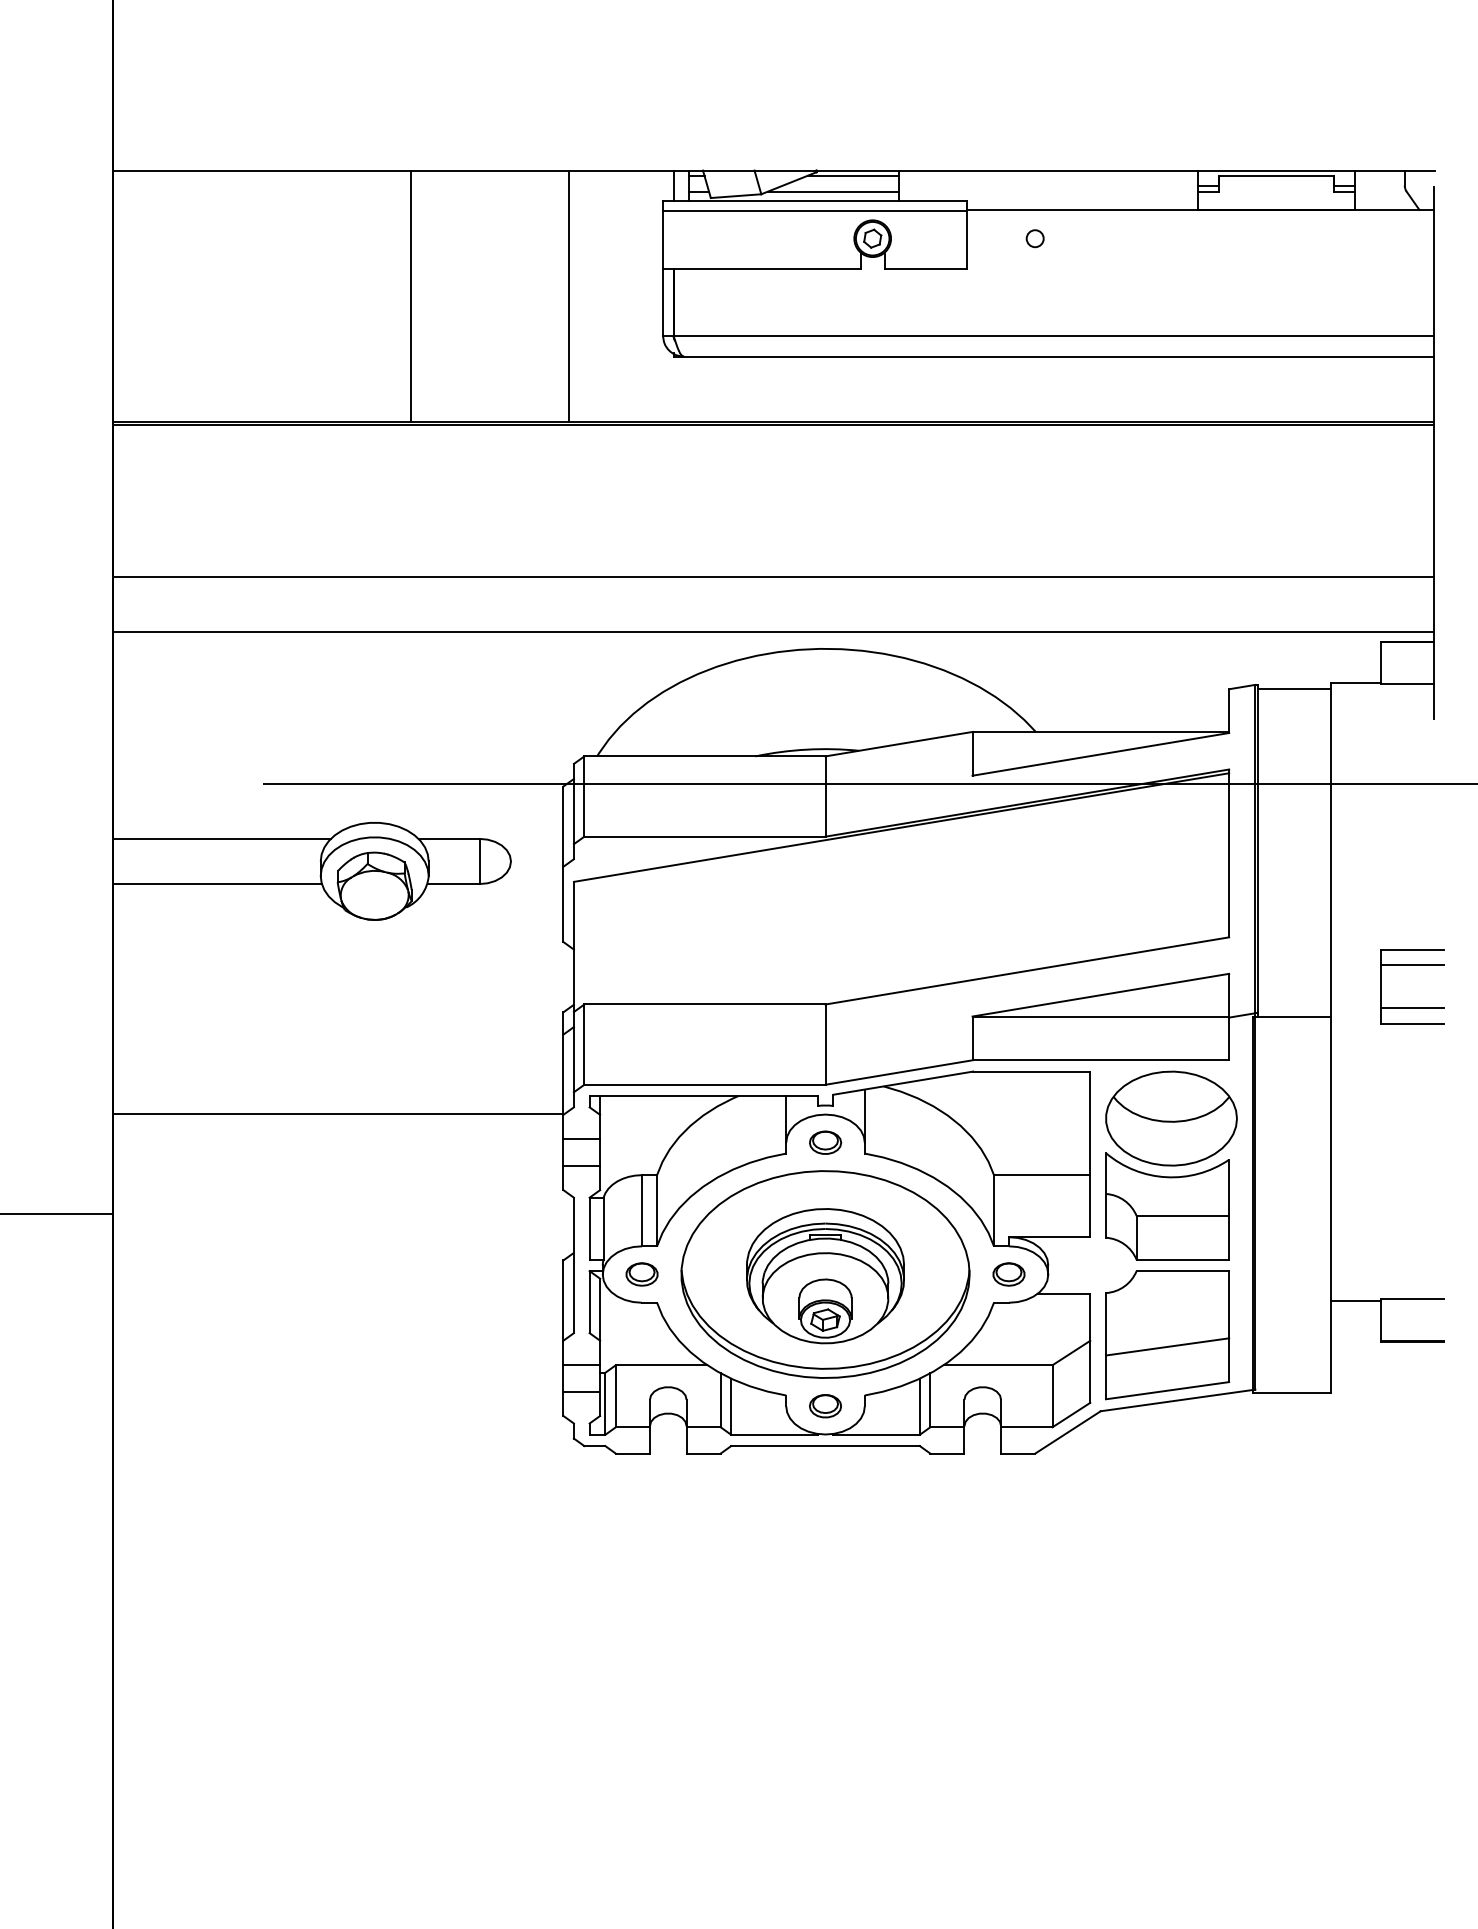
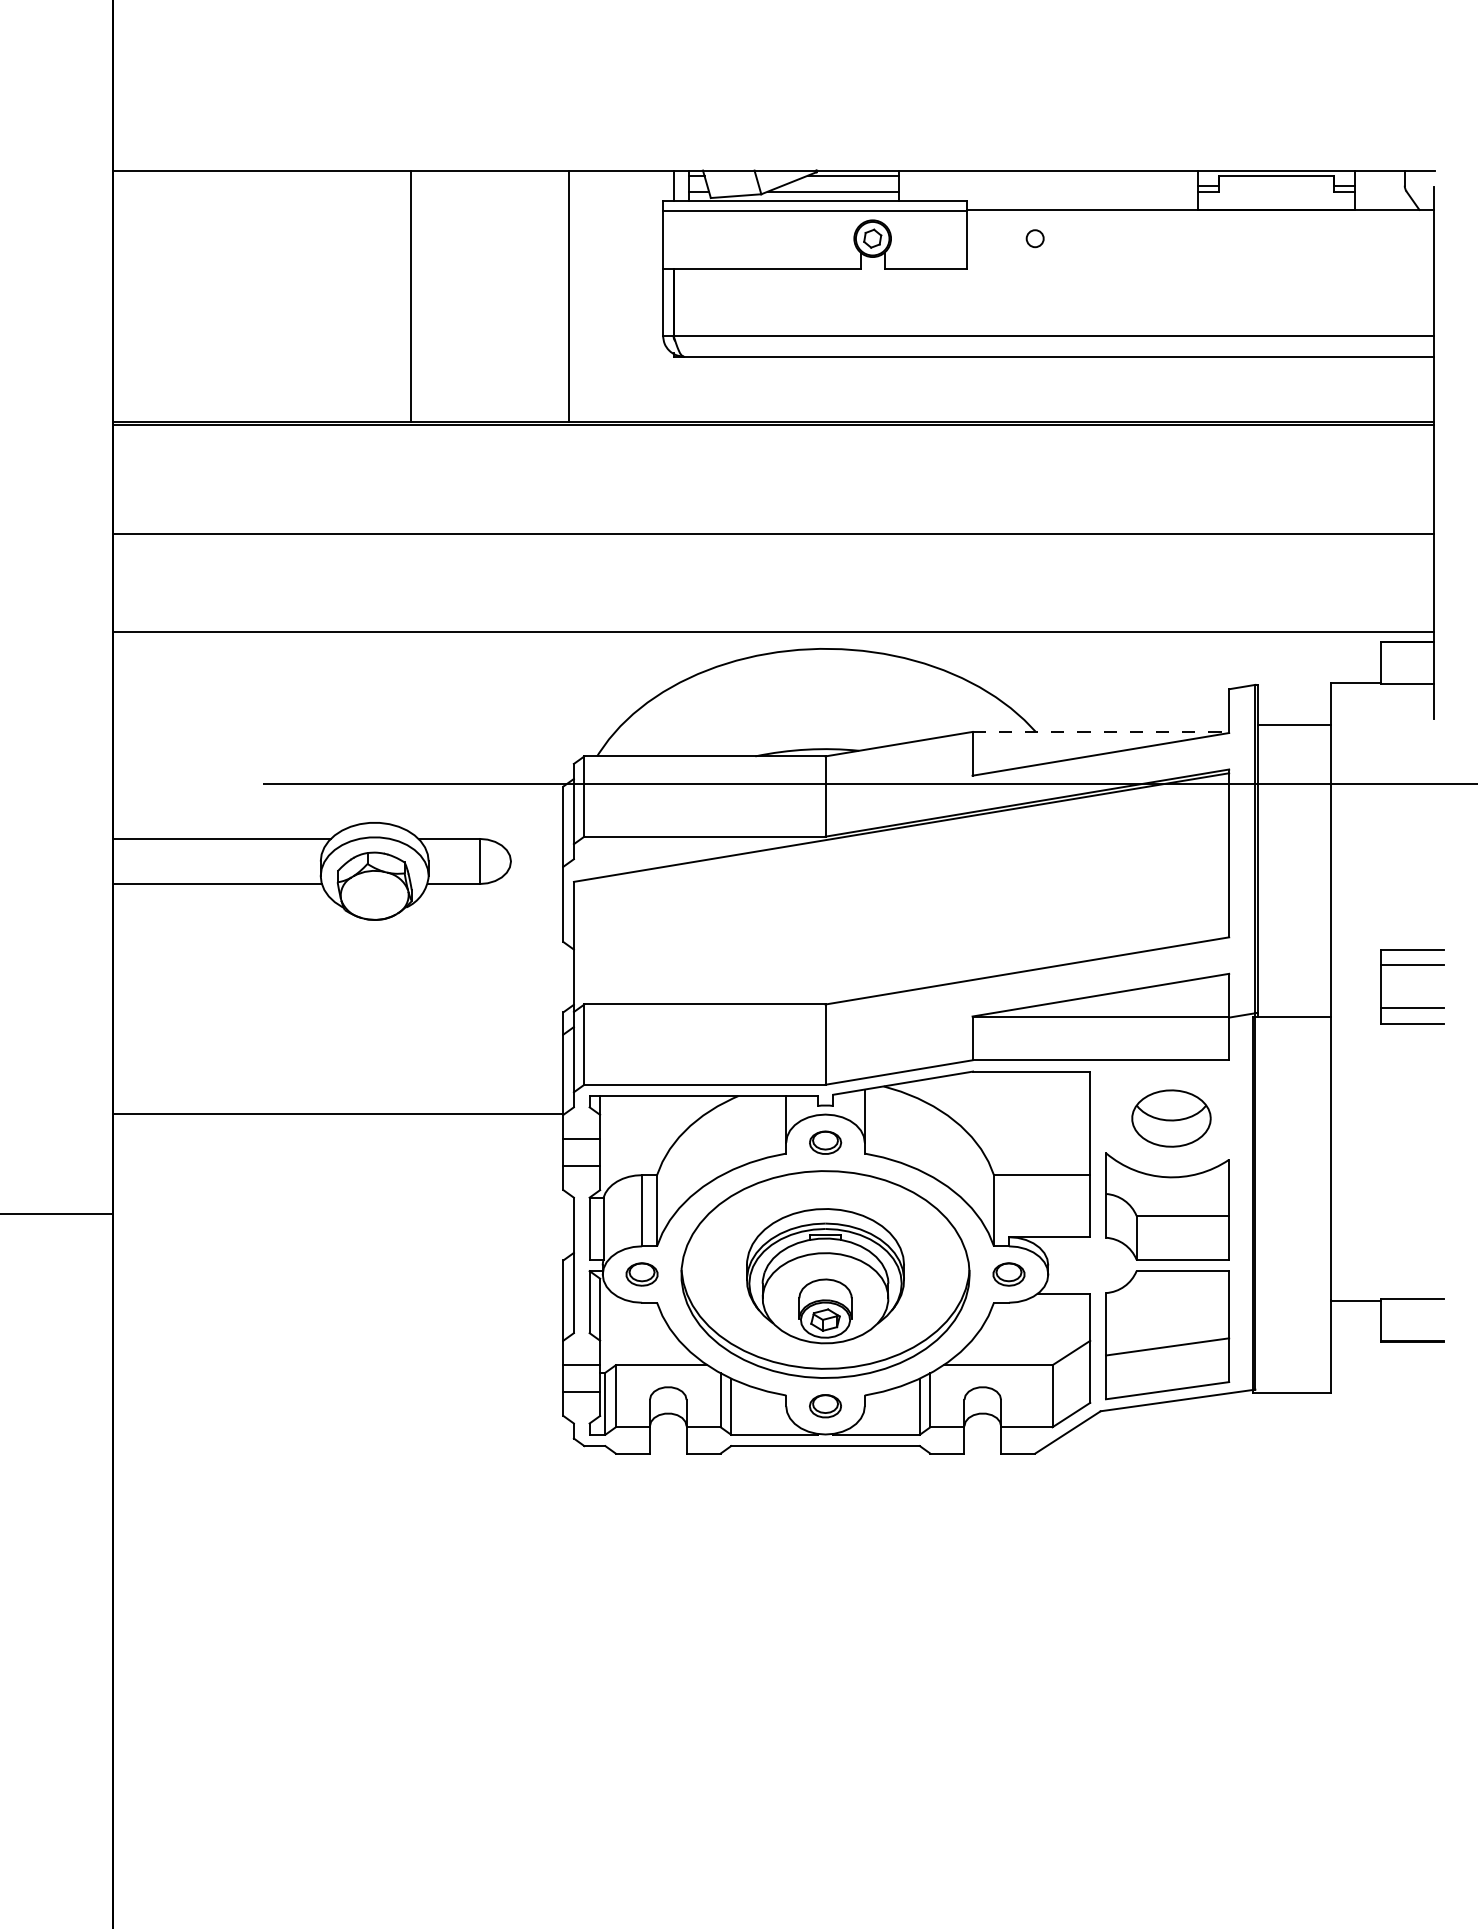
line position: (772, 577) -> (772, 534) (772, 534)
line position: (1294, 688) -> (1294, 724) (1294, 724)
line: solid -> dashed (1101, 731)
part size: 133x97 px -> 81x59 px (1171, 1118)
